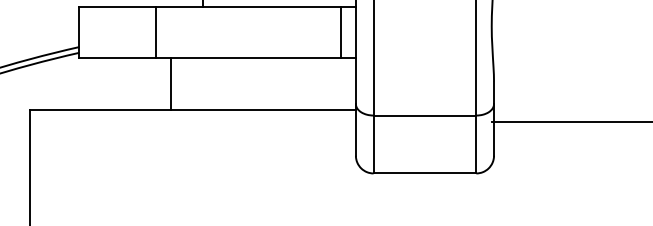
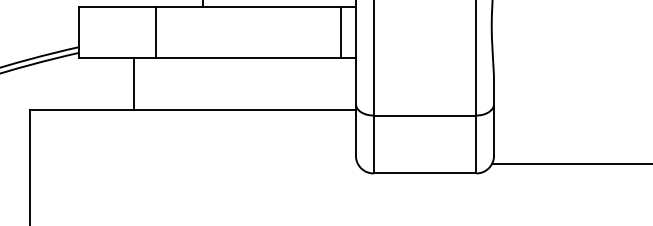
line position: (170, 83) -> (133, 83) (133, 83)
line position: (570, 122) -> (570, 164) (570, 164)
